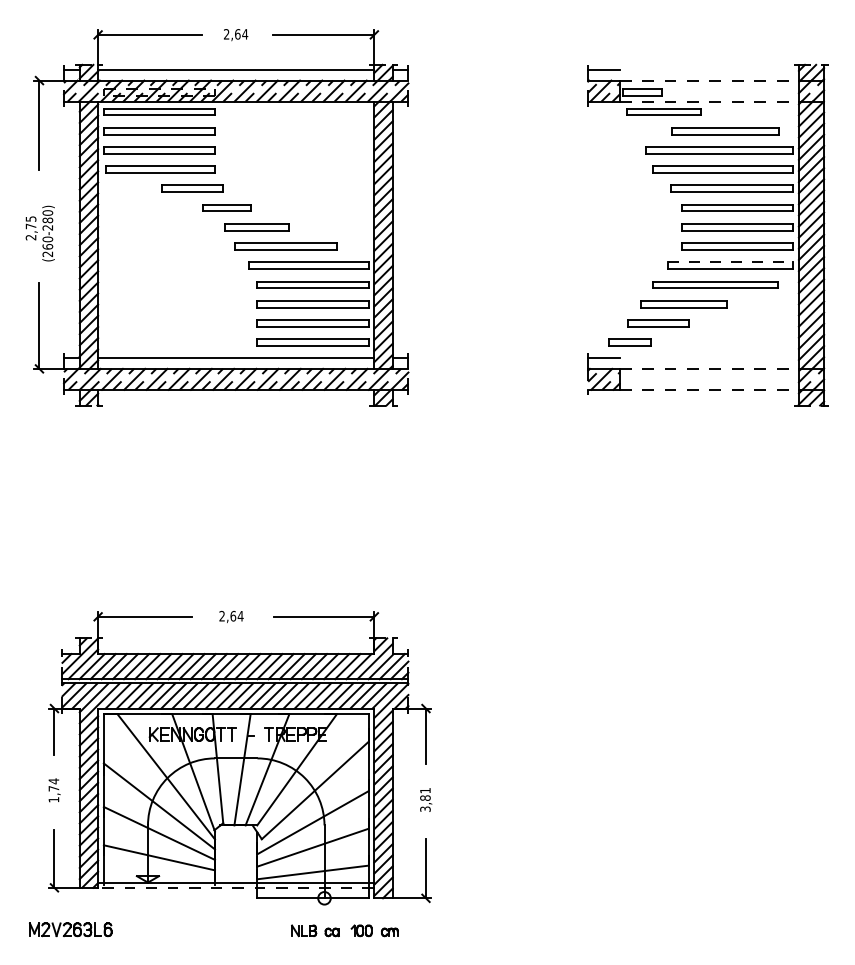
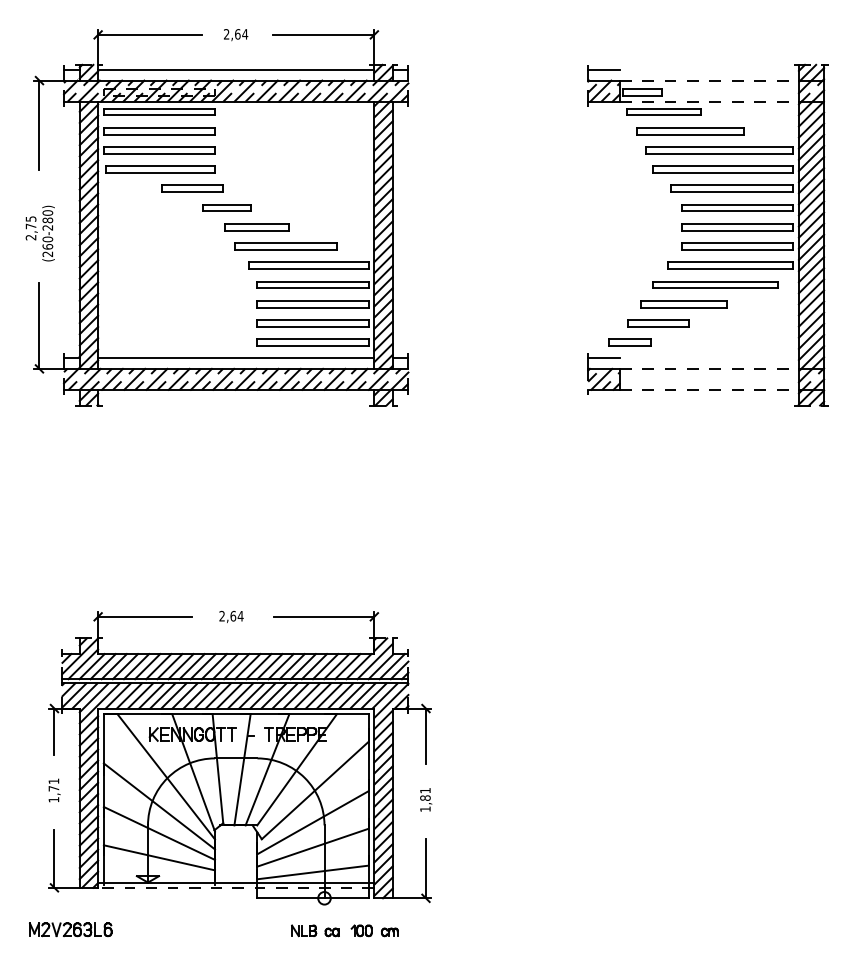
part position: (725, 131) -> (690, 131) (690, 131)
line: dashed -> solid (731, 262)
text: 1,74 -> 1,71 (53, 781)
text: 3,81 -> 1,81 (425, 808)
